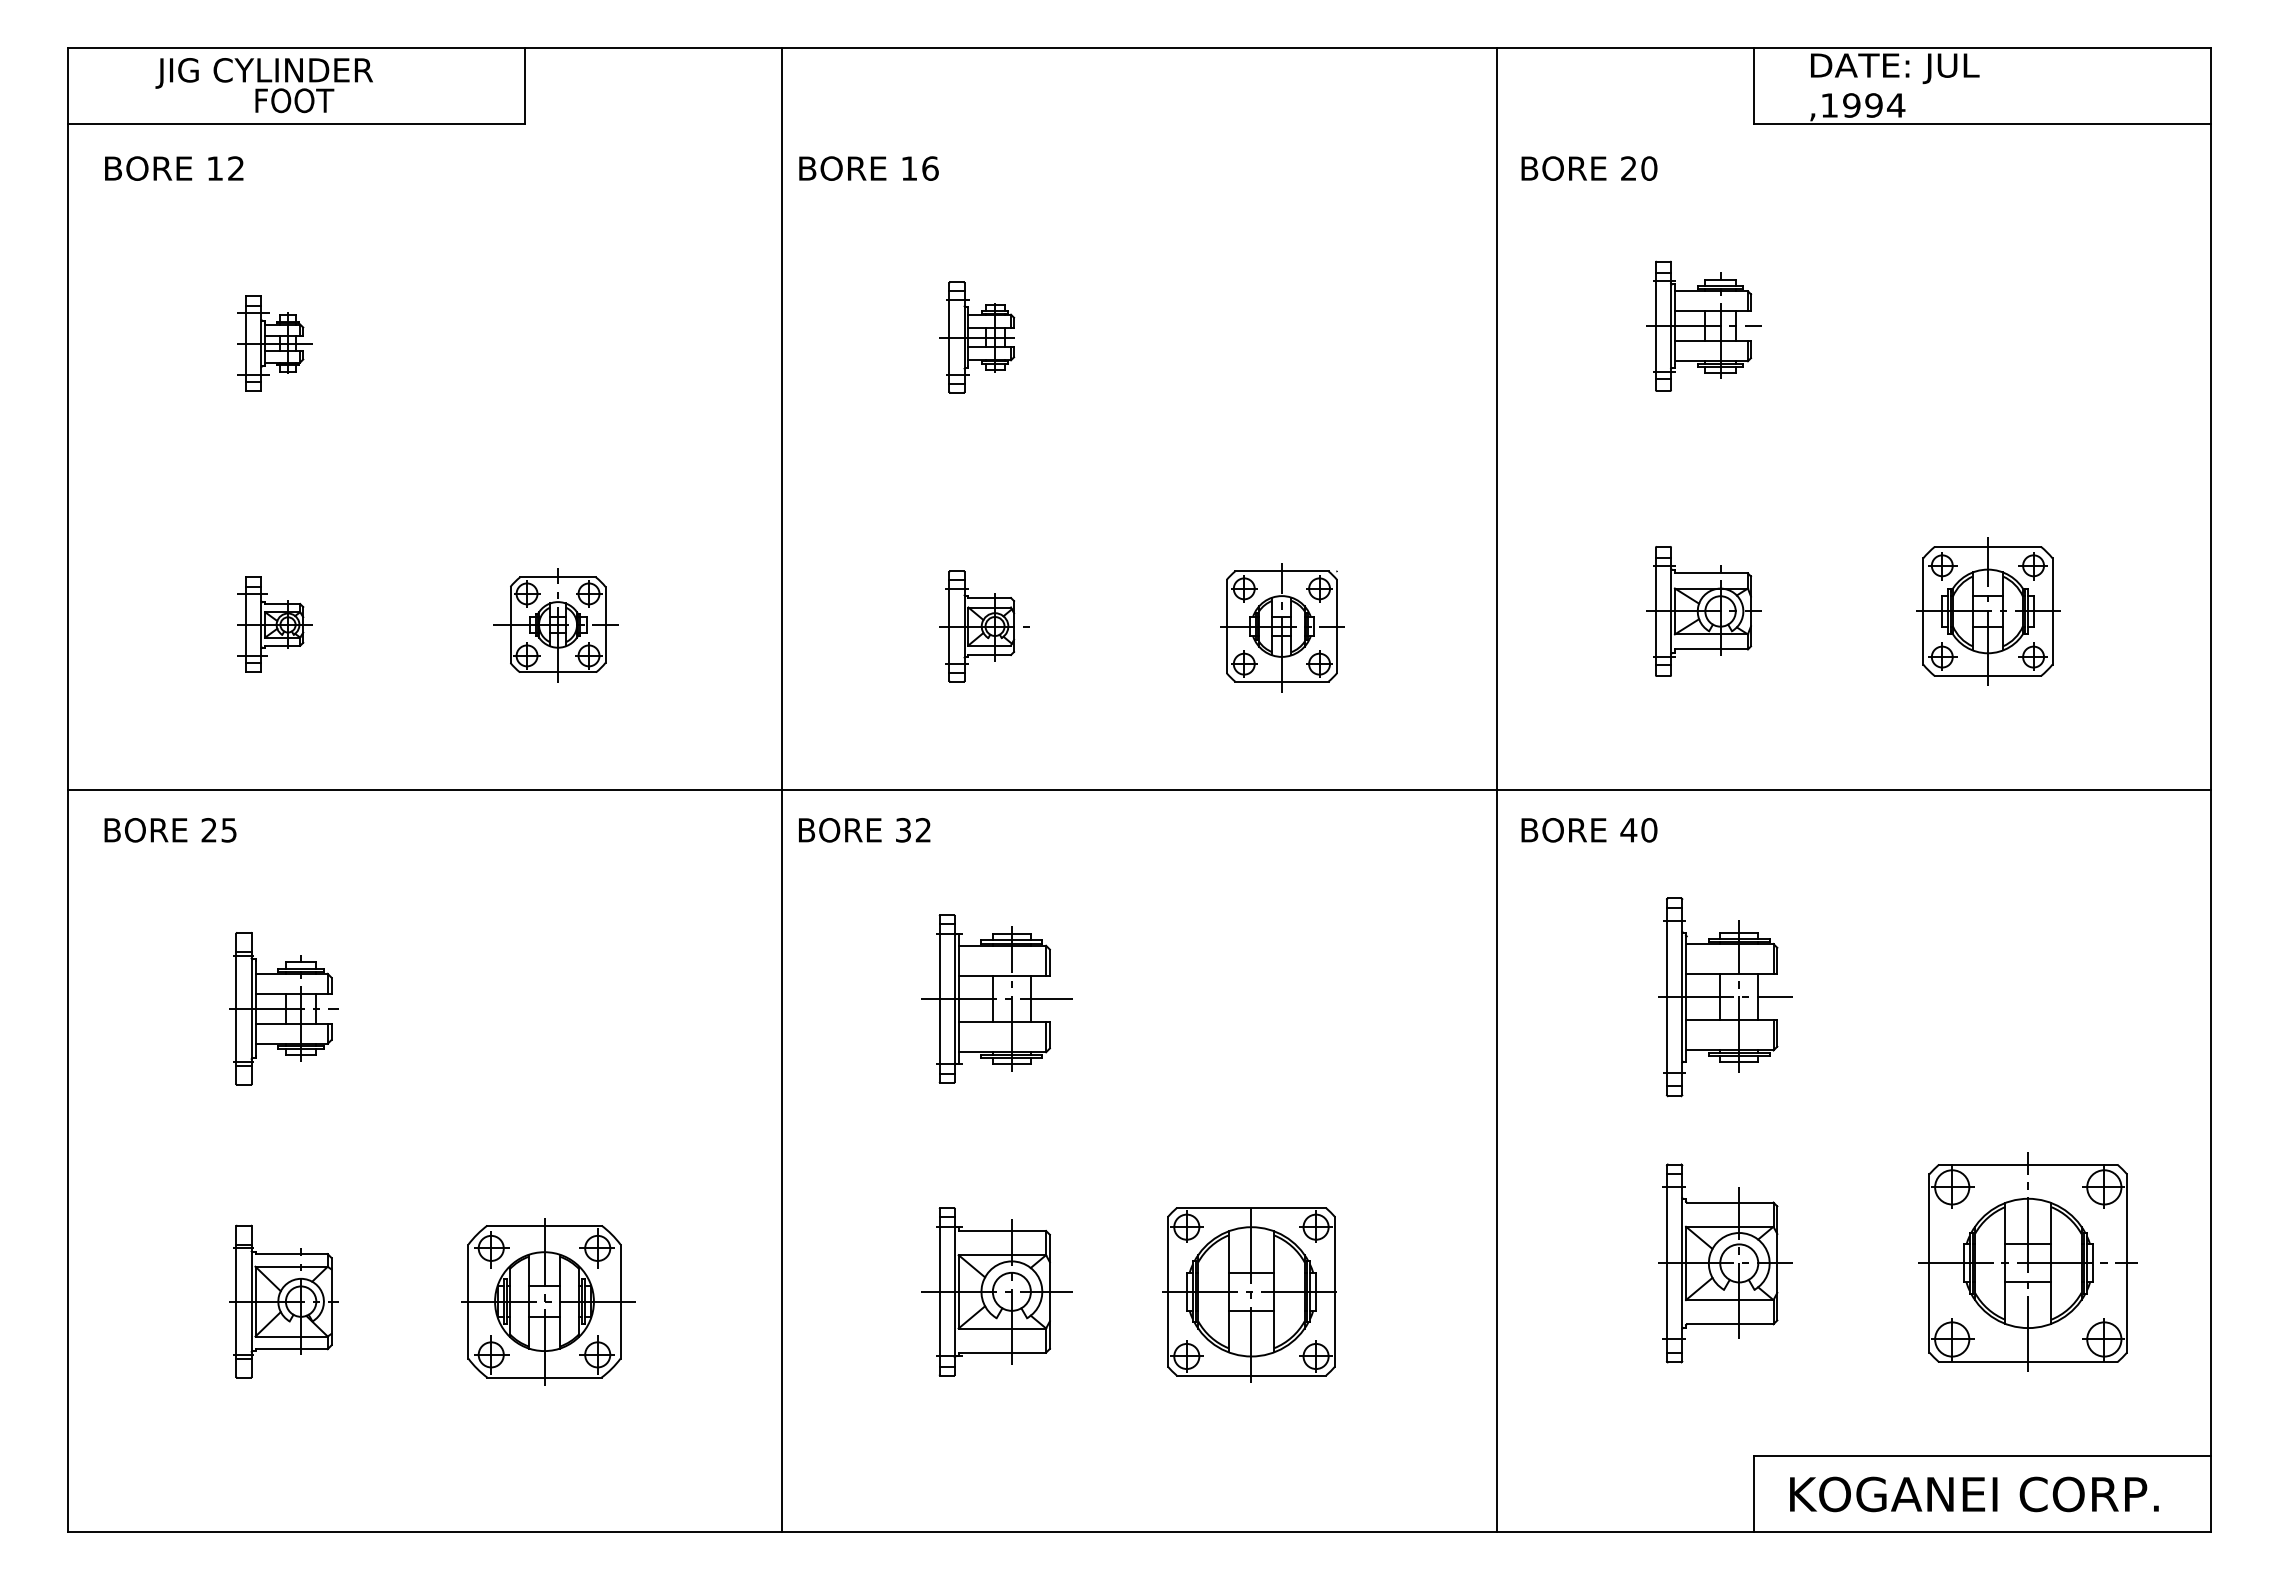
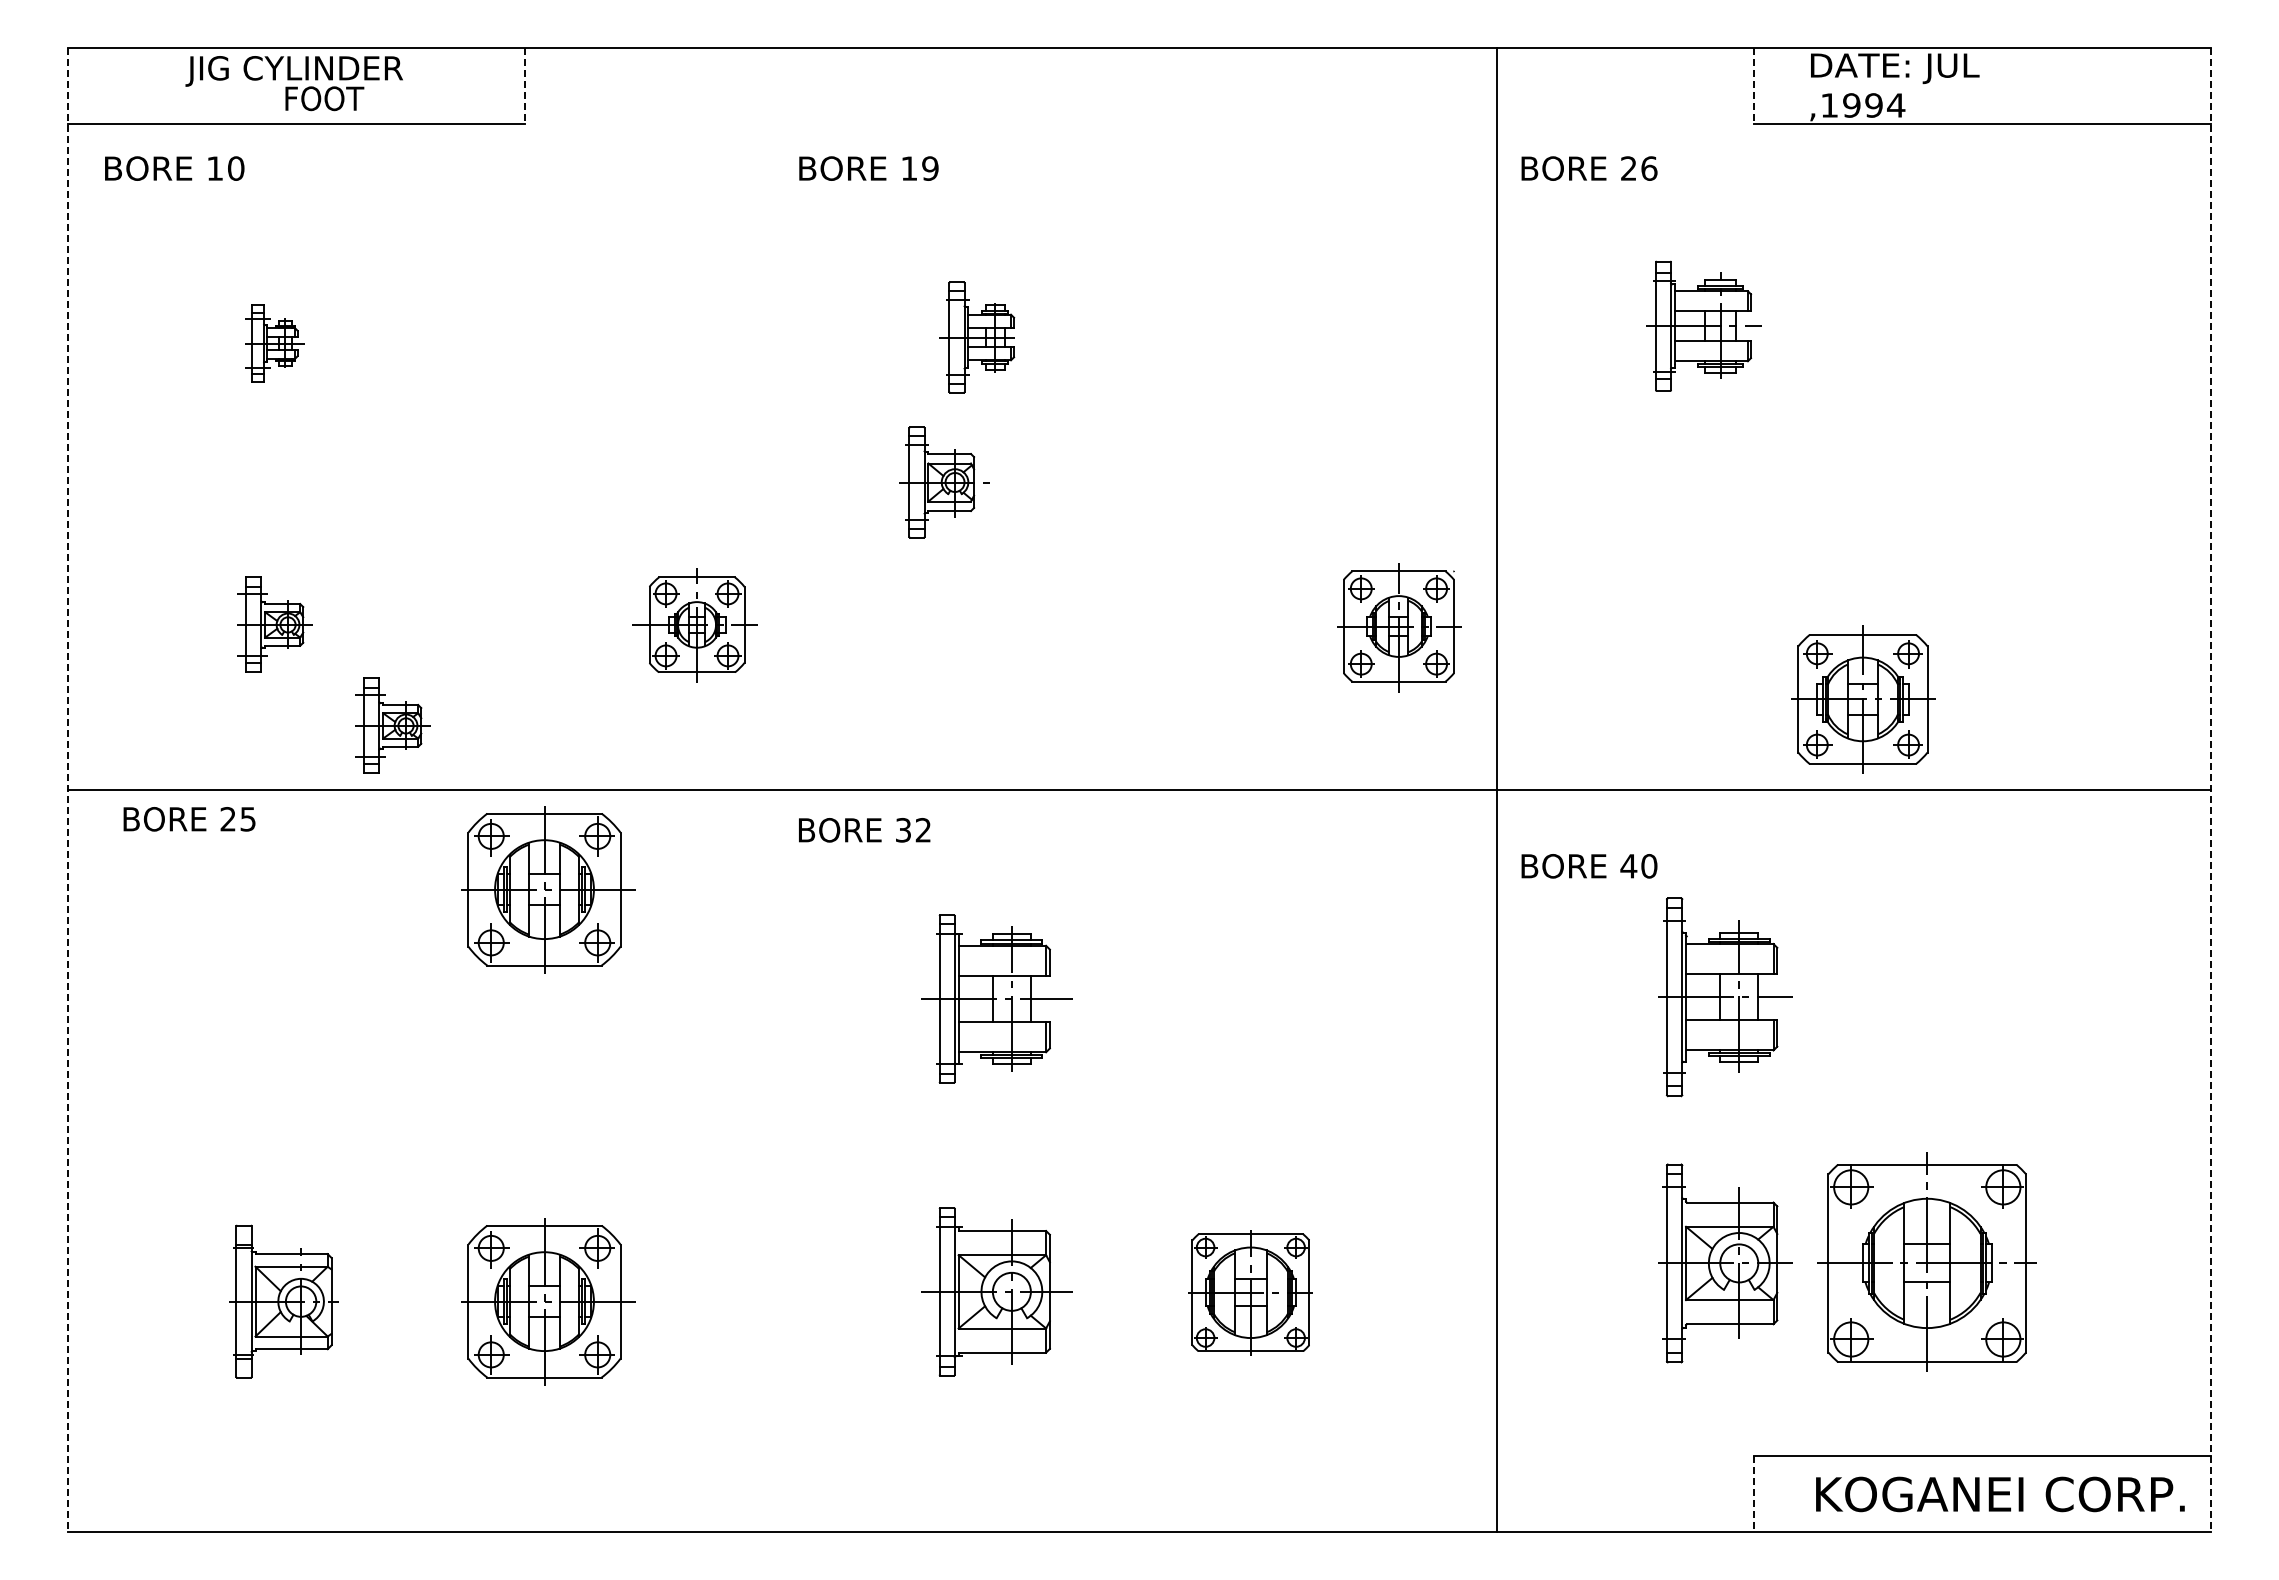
text position: (263, 85) -> (293, 83) (293, 83)
line: solid -> dashed (524, 86)
line: solid -> dashed (1754, 86)
text: 12 -> 10 (236, 168)
text: 16 -> 19 (930, 168)
text: 20 -> 26 (1649, 168)
part size: 76x97 px -> 60x79 px (274, 343)
part: present -> none (1703, 611)
part position: (1988, 611) -> (1863, 699) (1863, 699)
part position: (555, 625) -> (694, 625) (694, 625)
part position: (984, 626) -> (944, 482) (944, 482)
part position: (1282, 627) -> (1399, 627) (1399, 627)
part: none -> present (392, 725)
line: present -> none (782, 789)
line: solid -> dashed (68, 790)
line: solid -> dashed (2210, 790)
text position: (170, 830) -> (189, 819) (189, 819)
text position: (1589, 830) -> (1589, 866) (1589, 866)
part: none -> present (548, 889)
part: present -> none (283, 1008)
part position: (2027, 1261) -> (1926, 1261) (1926, 1261)
part size: 175x176 px -> 125x126 px (1250, 1292)
line: solid -> dashed (1754, 1494)
text position: (1974, 1494) -> (2000, 1494) (2000, 1494)
